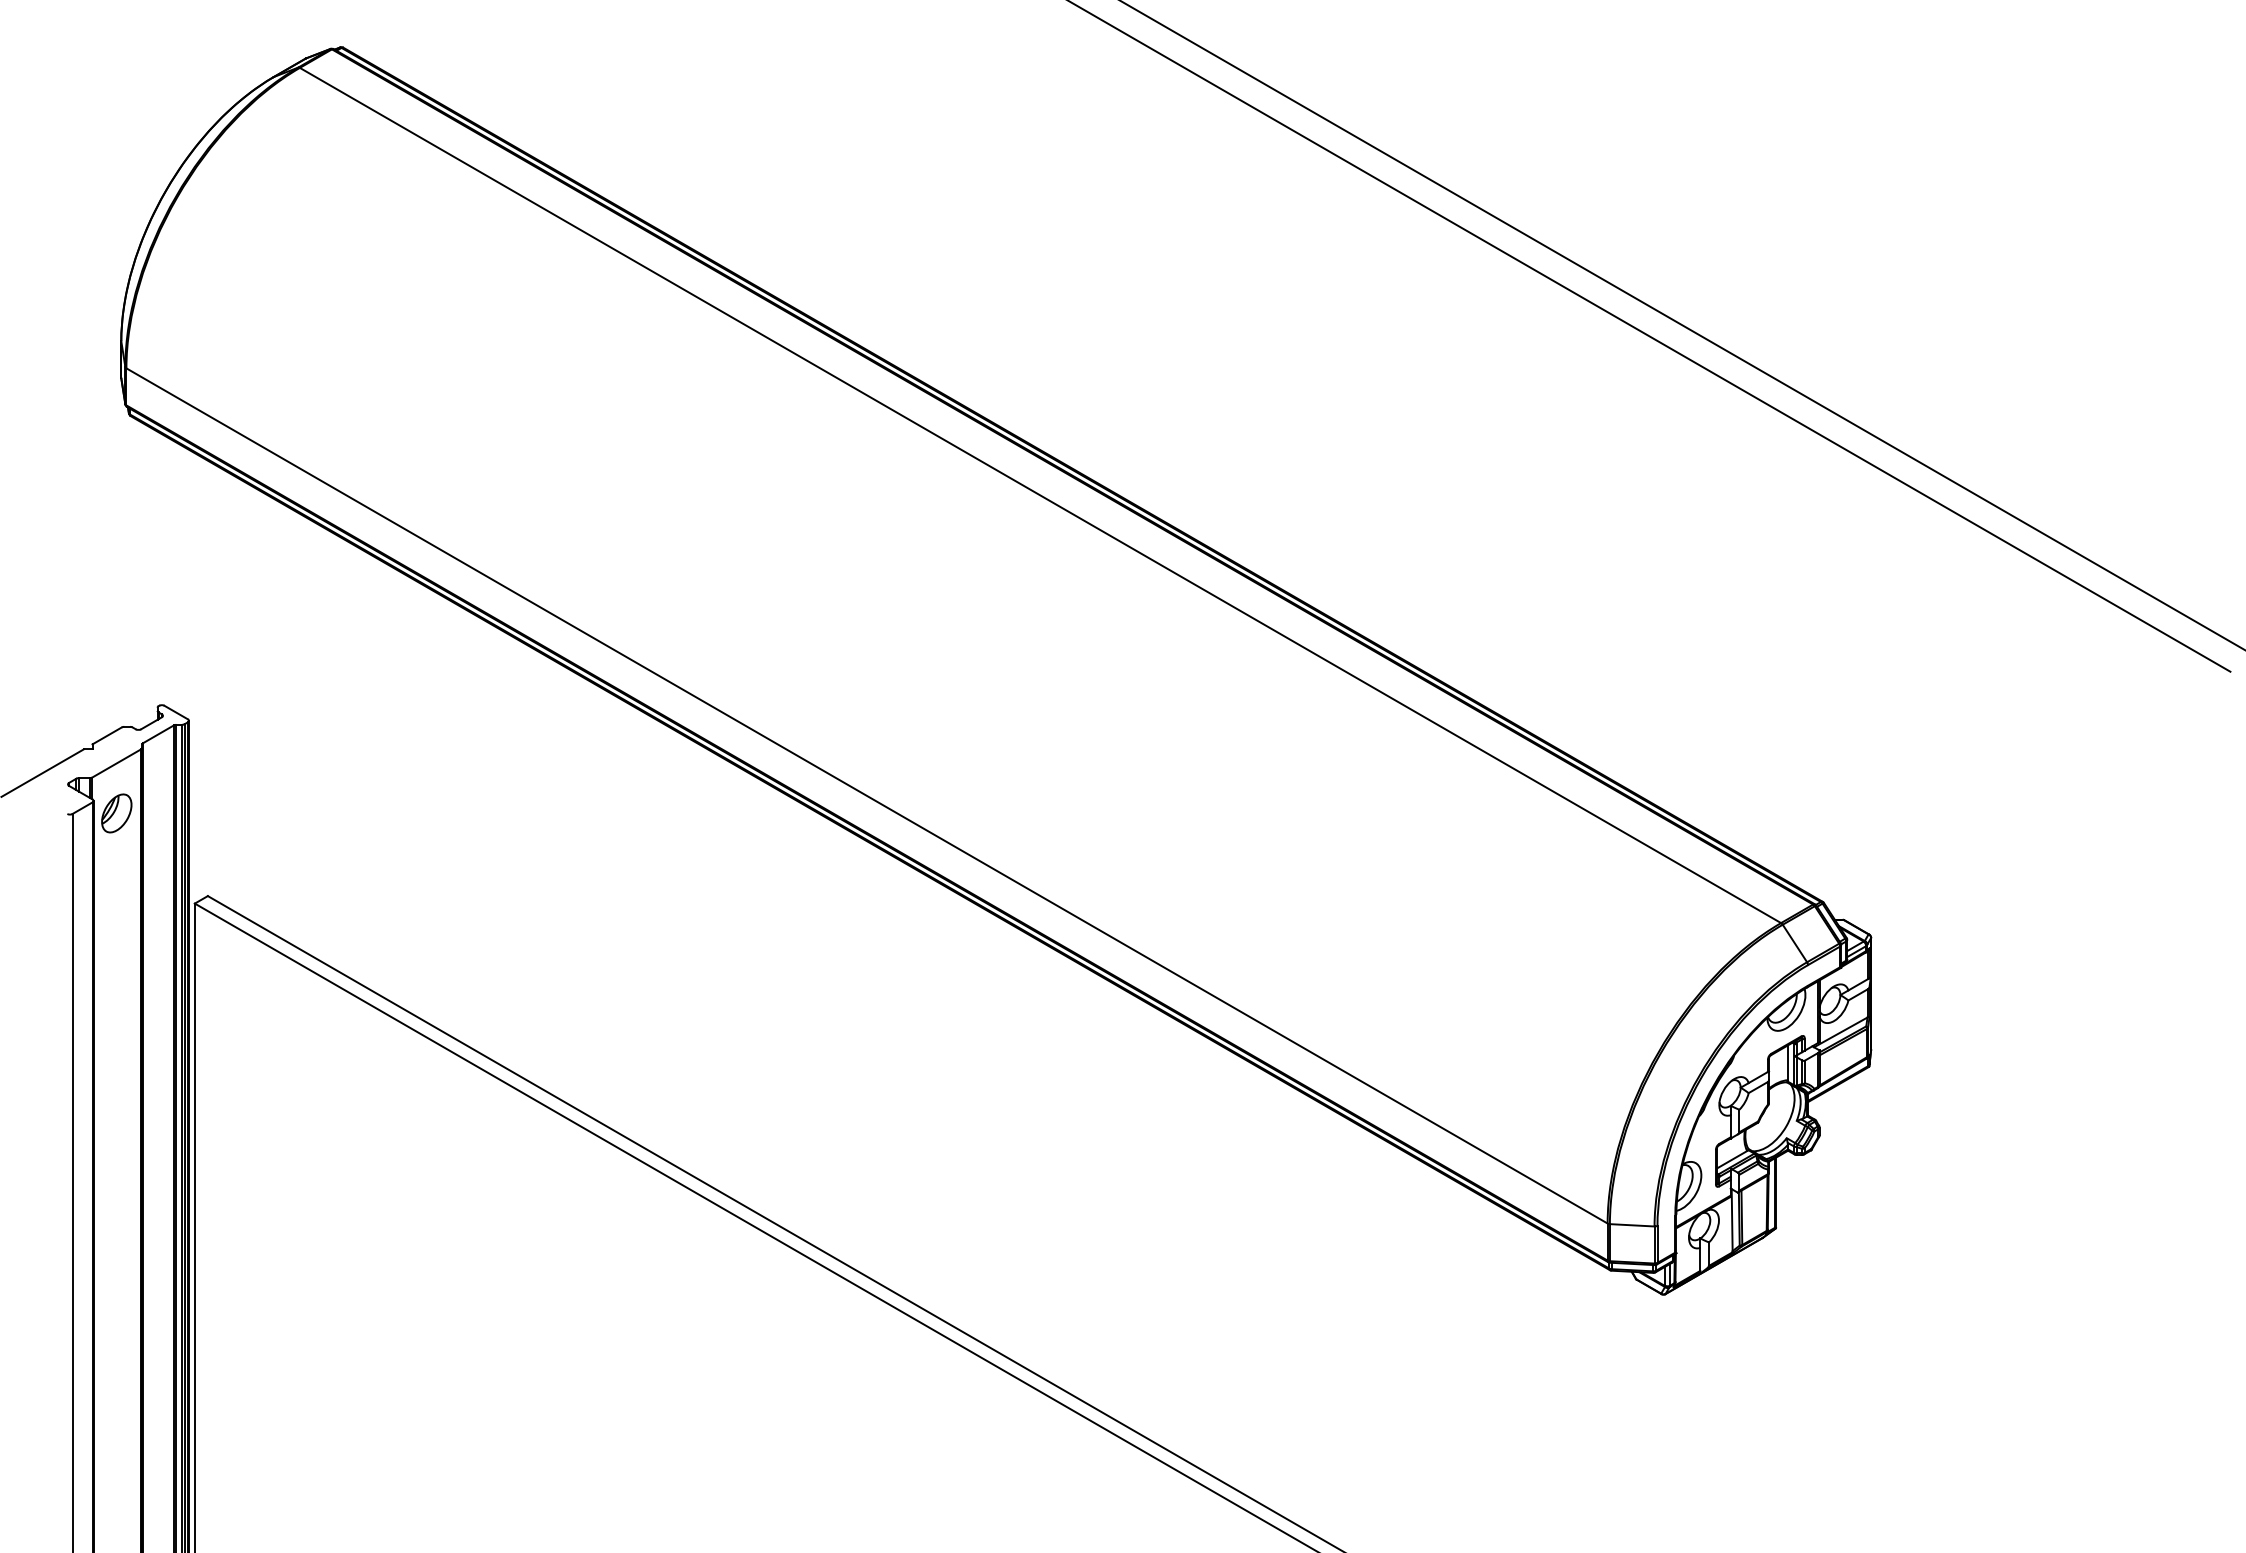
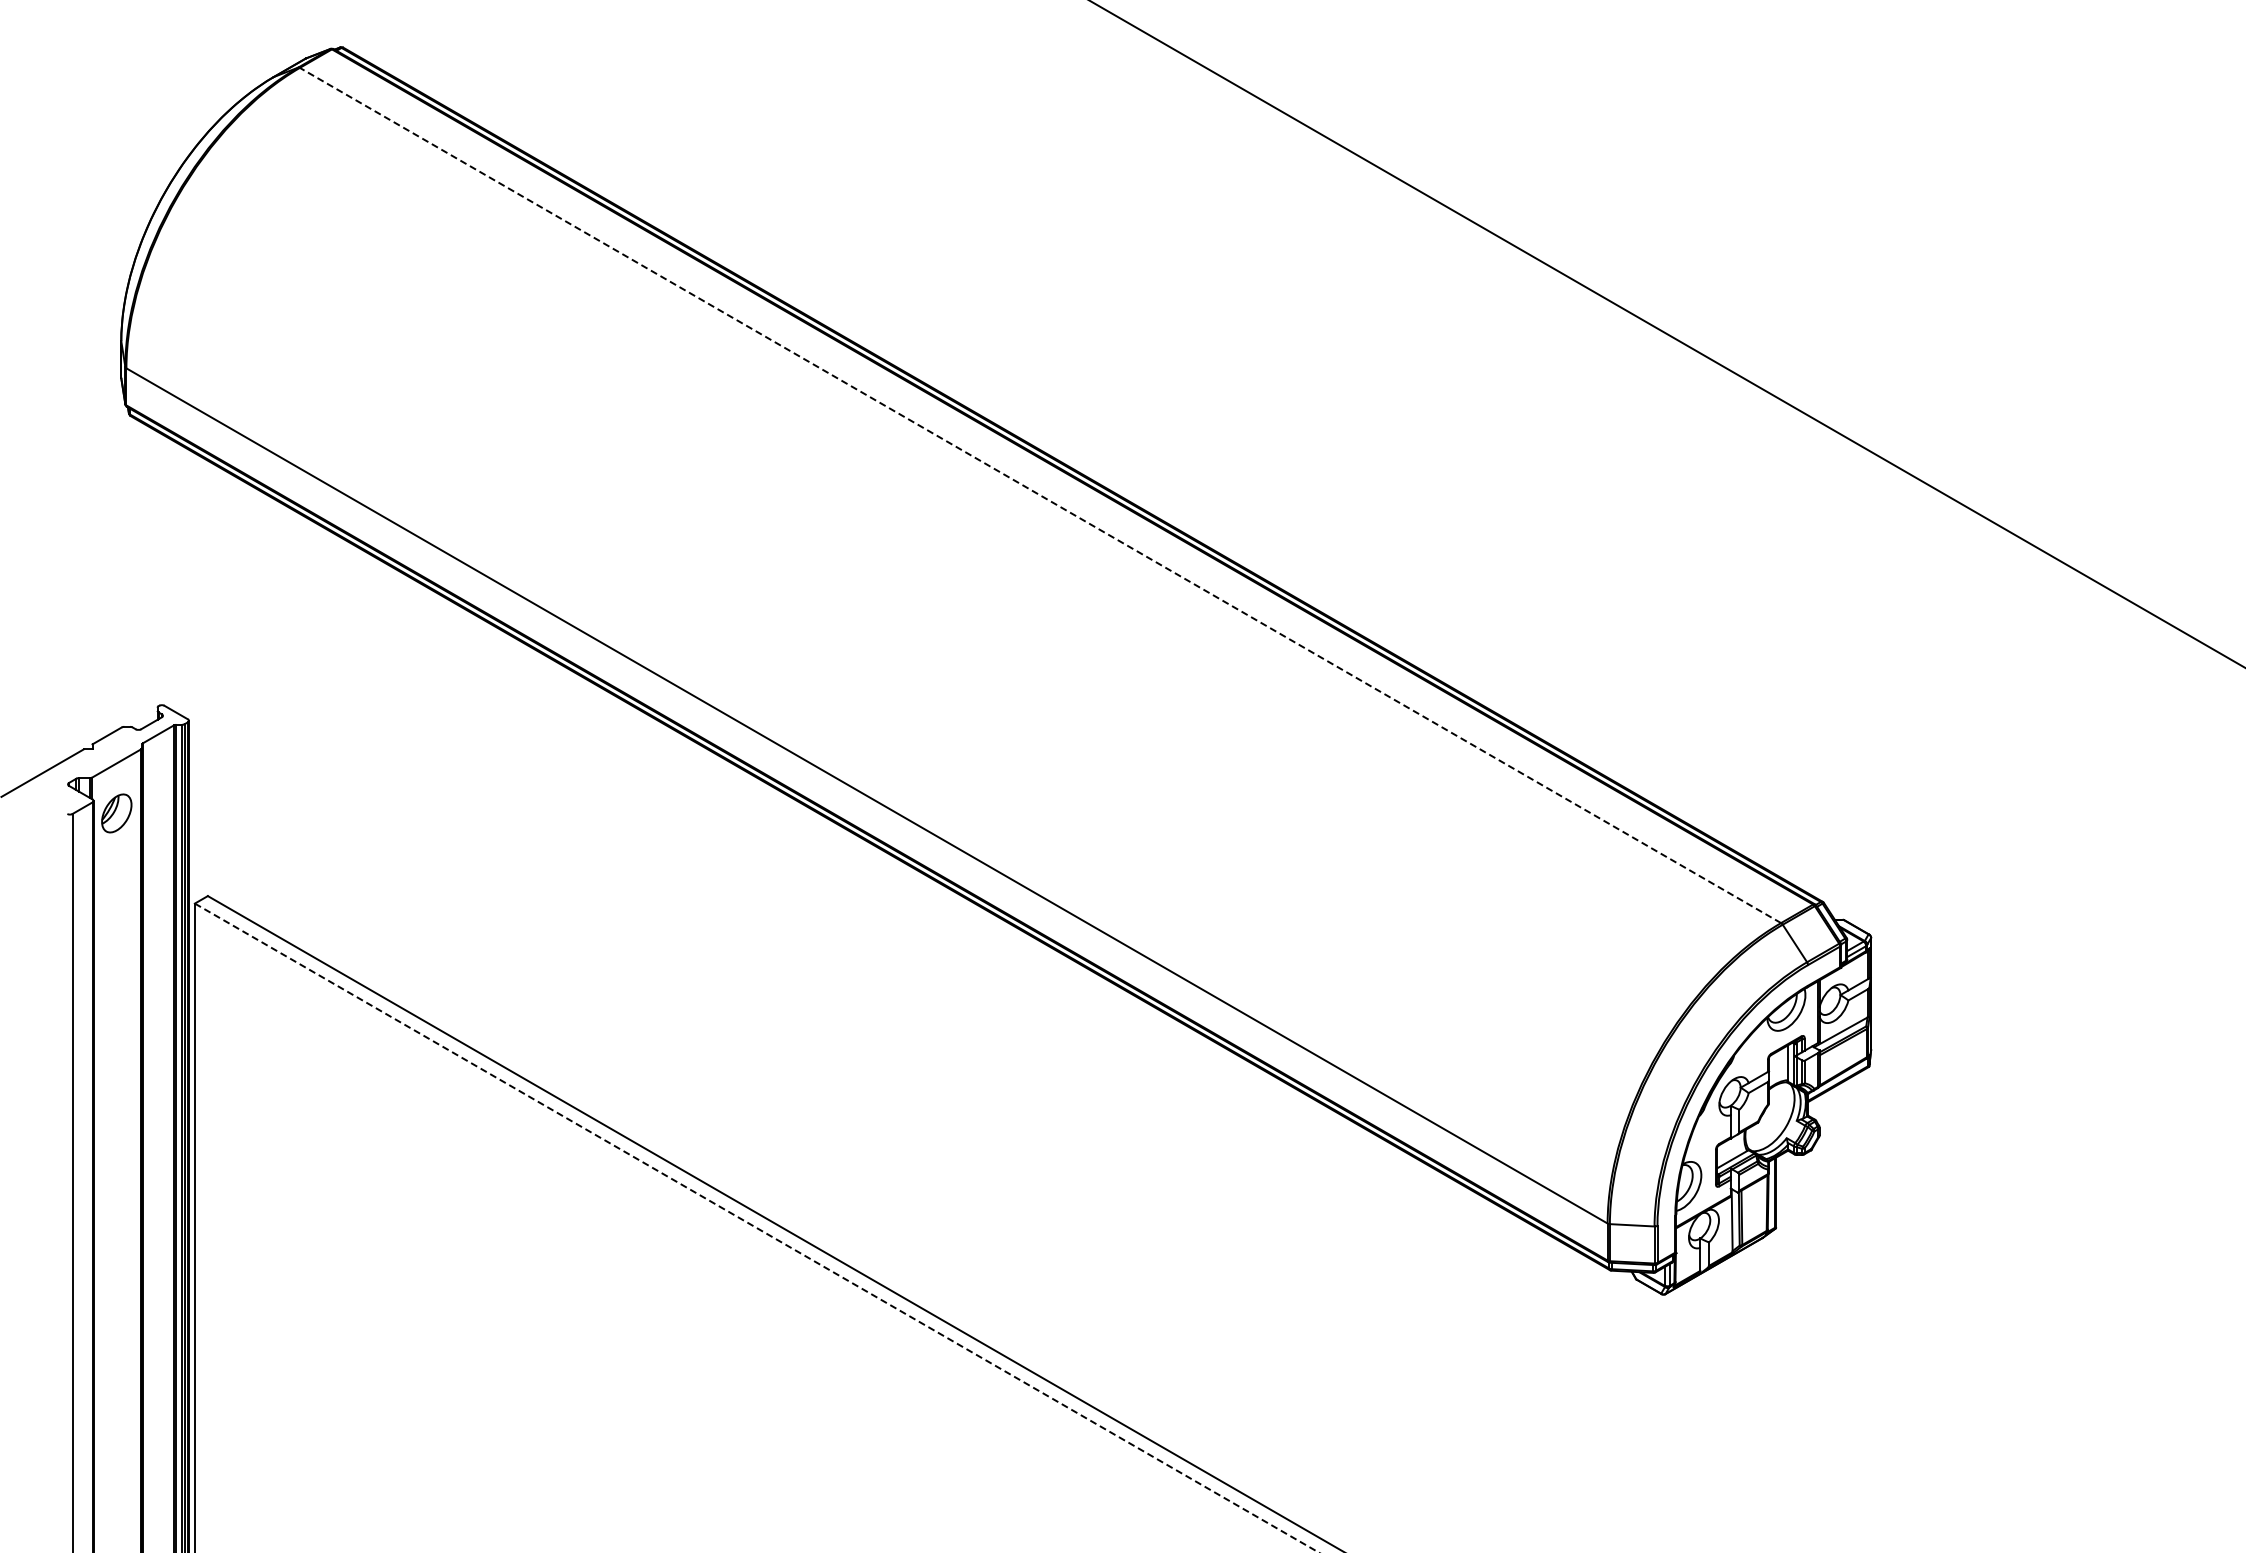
line position: (1682, 325) -> (1667, 334) (1667, 334)
line: present -> none (1650, 336)
line: solid -> dashed (1040, 495)
line: solid -> dashed (757, 1228)
